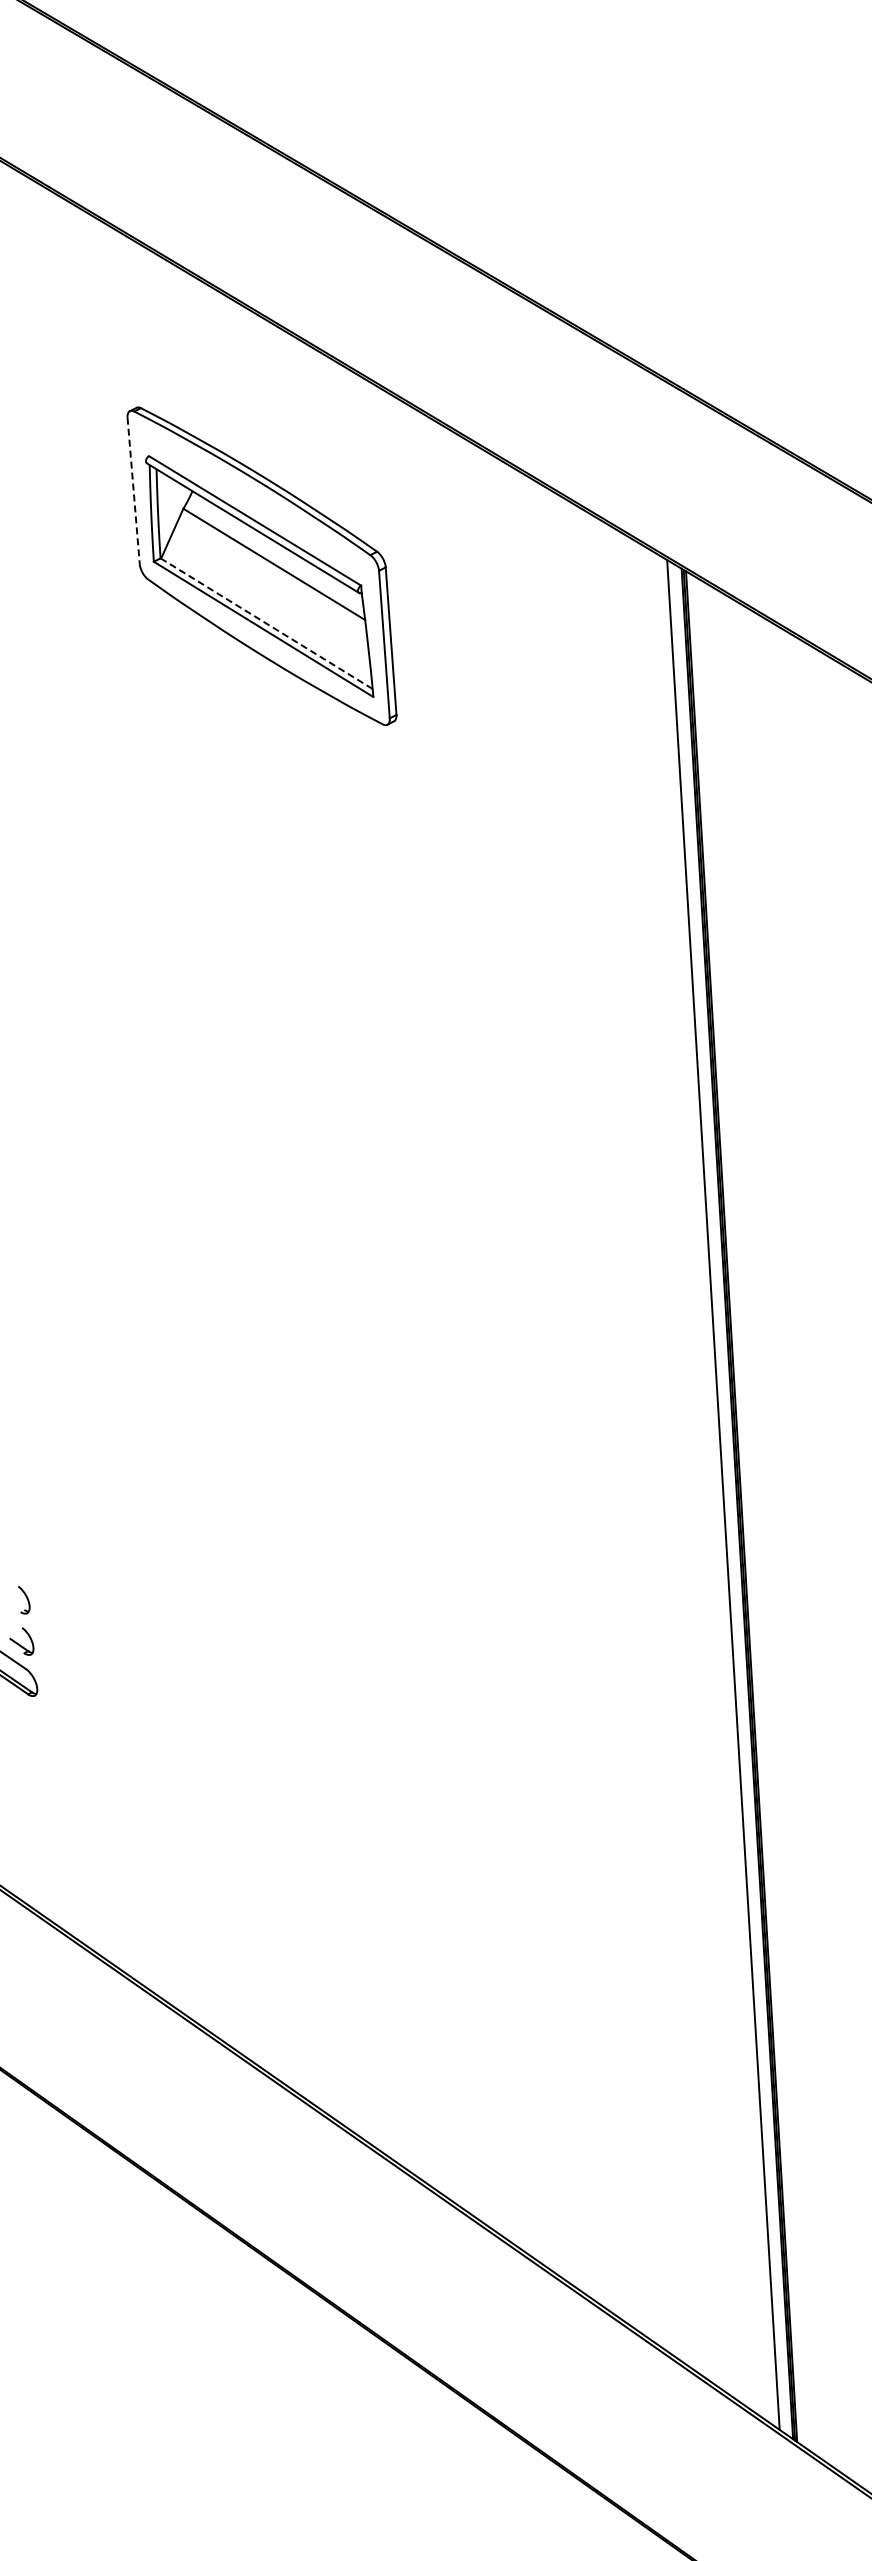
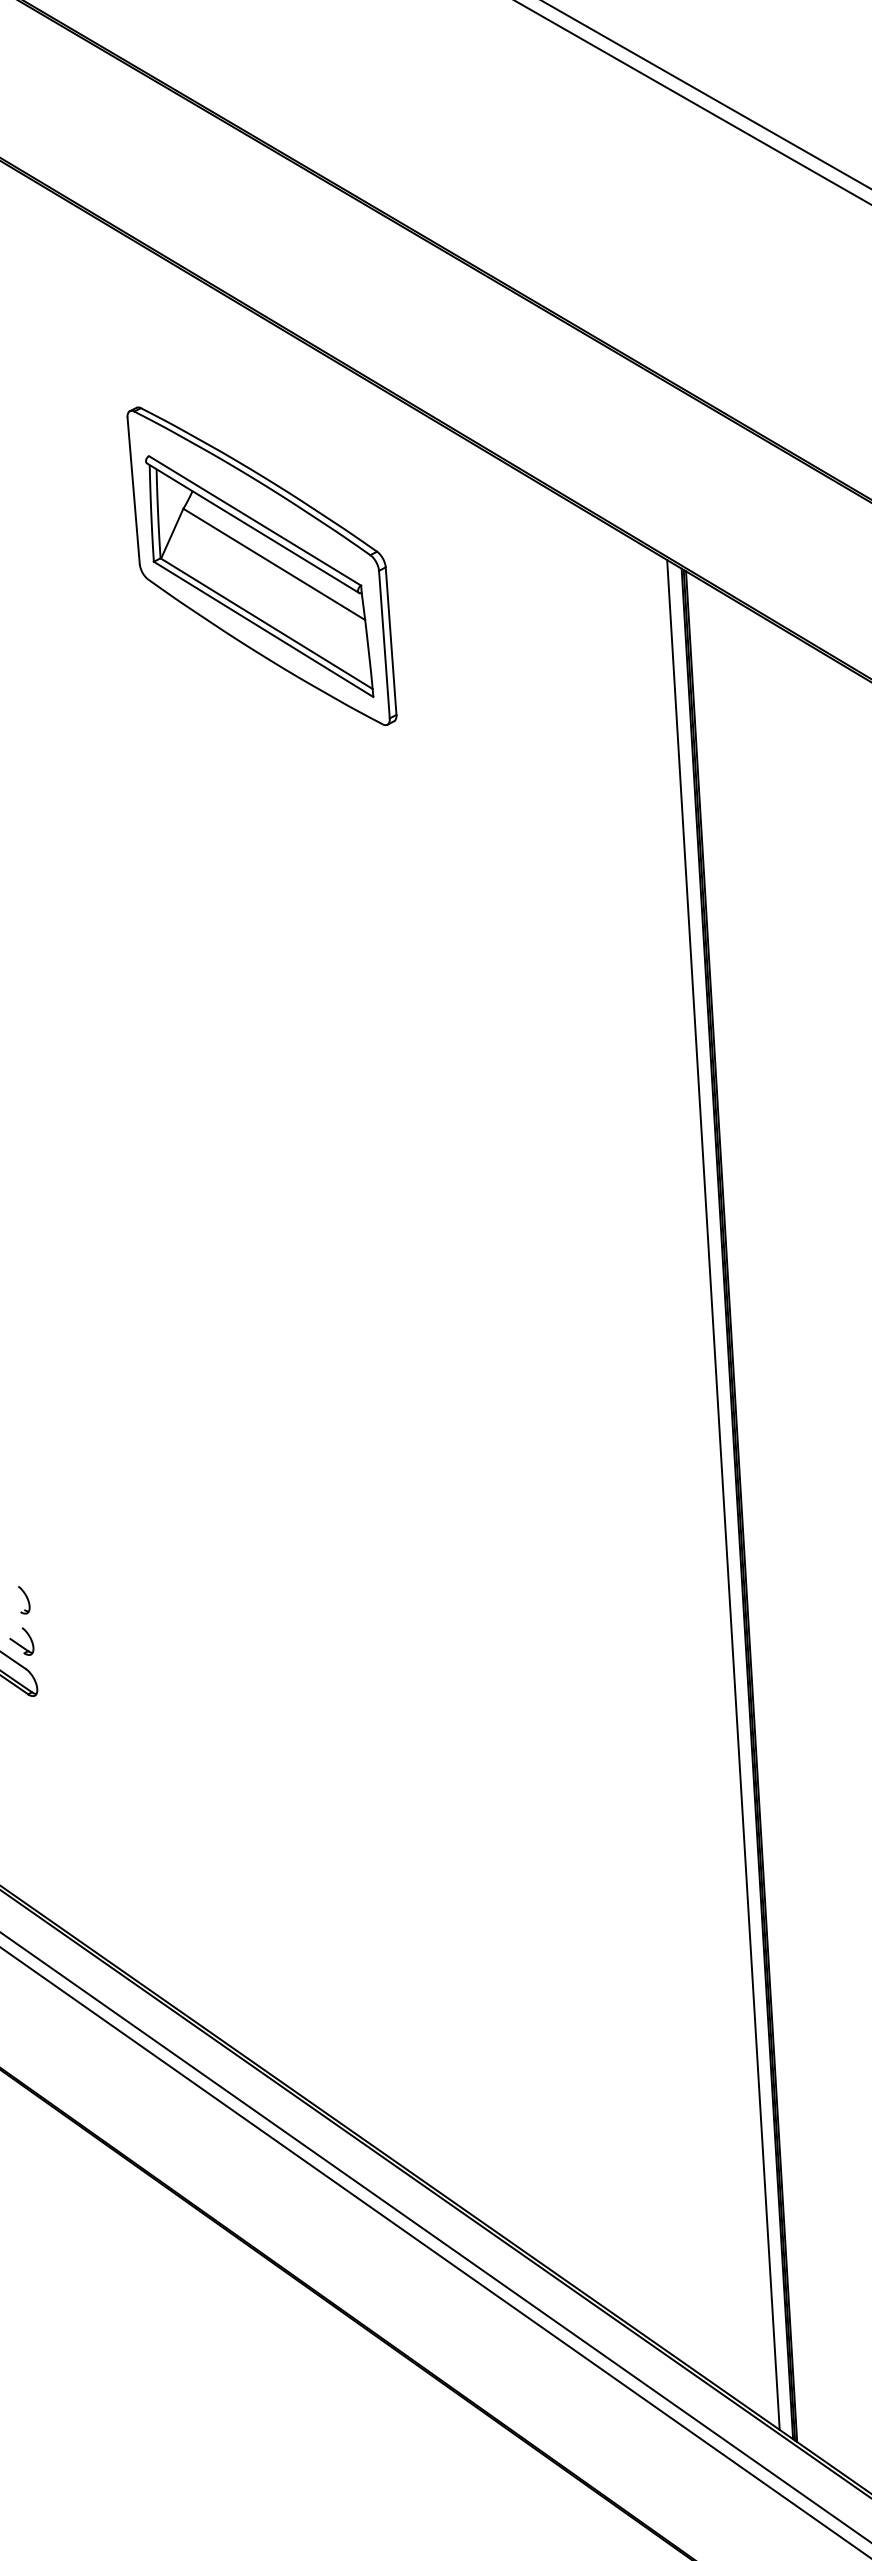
line: none -> present (706, 94)
line: none -> present (692, 102)
line: dashed -> solid (133, 491)
line: dashed -> solid (266, 623)
line: none -> present (435, 2236)
line: none -> present (435, 2252)
